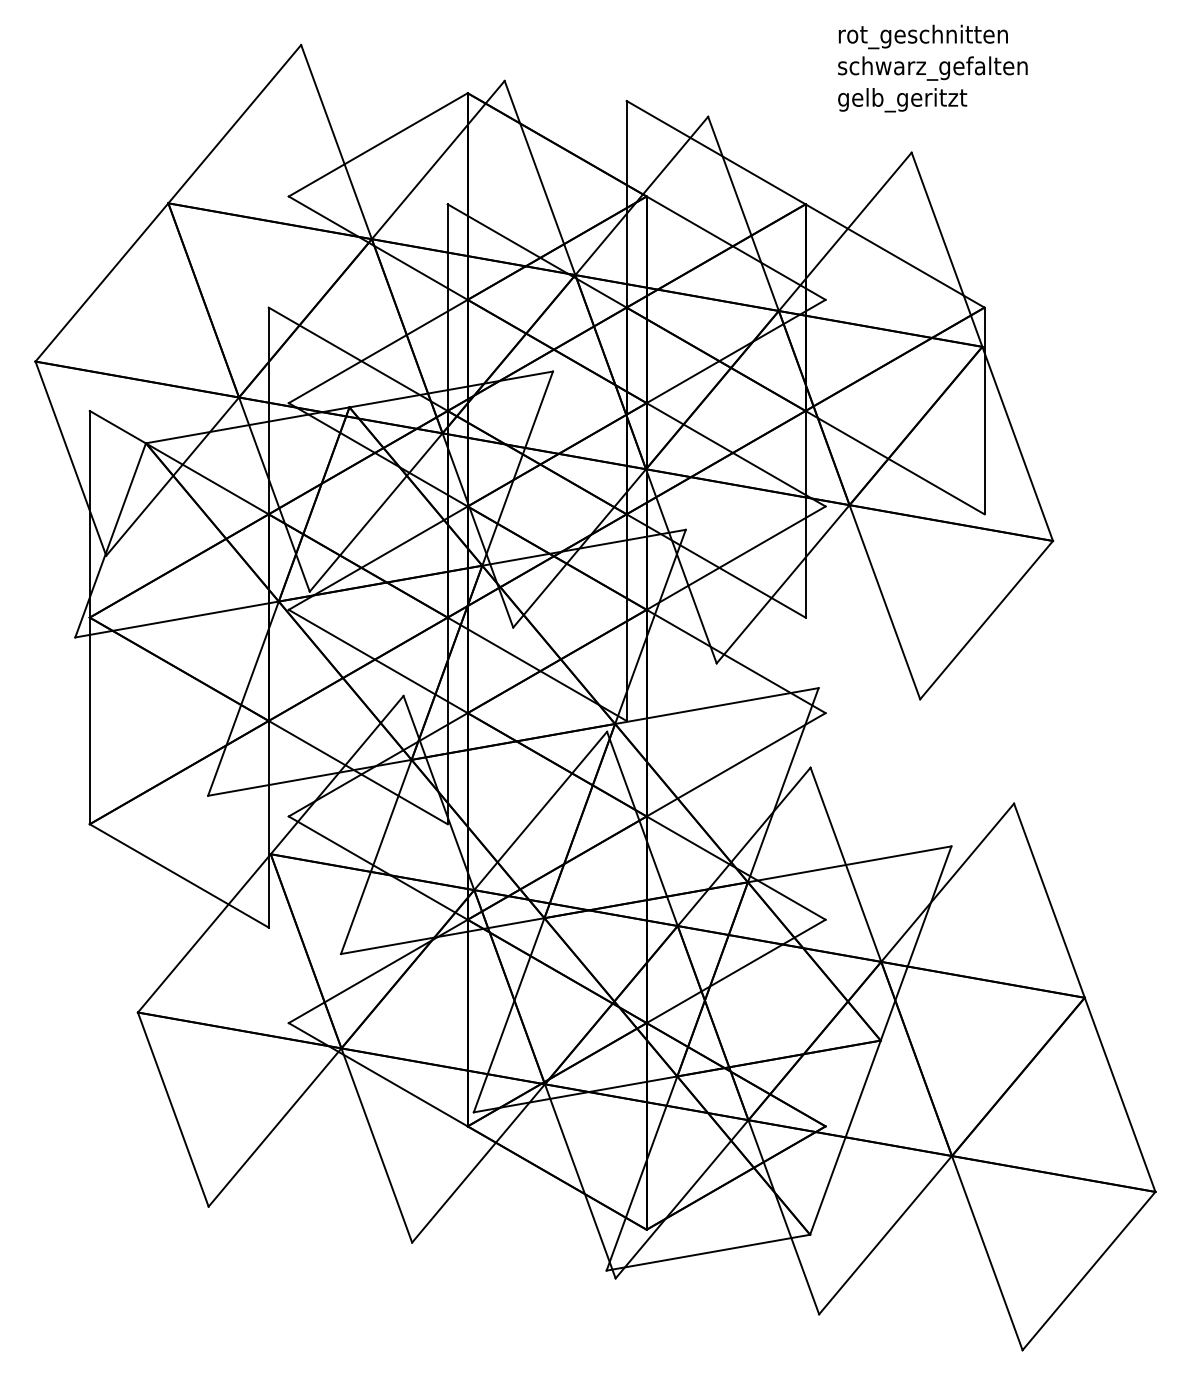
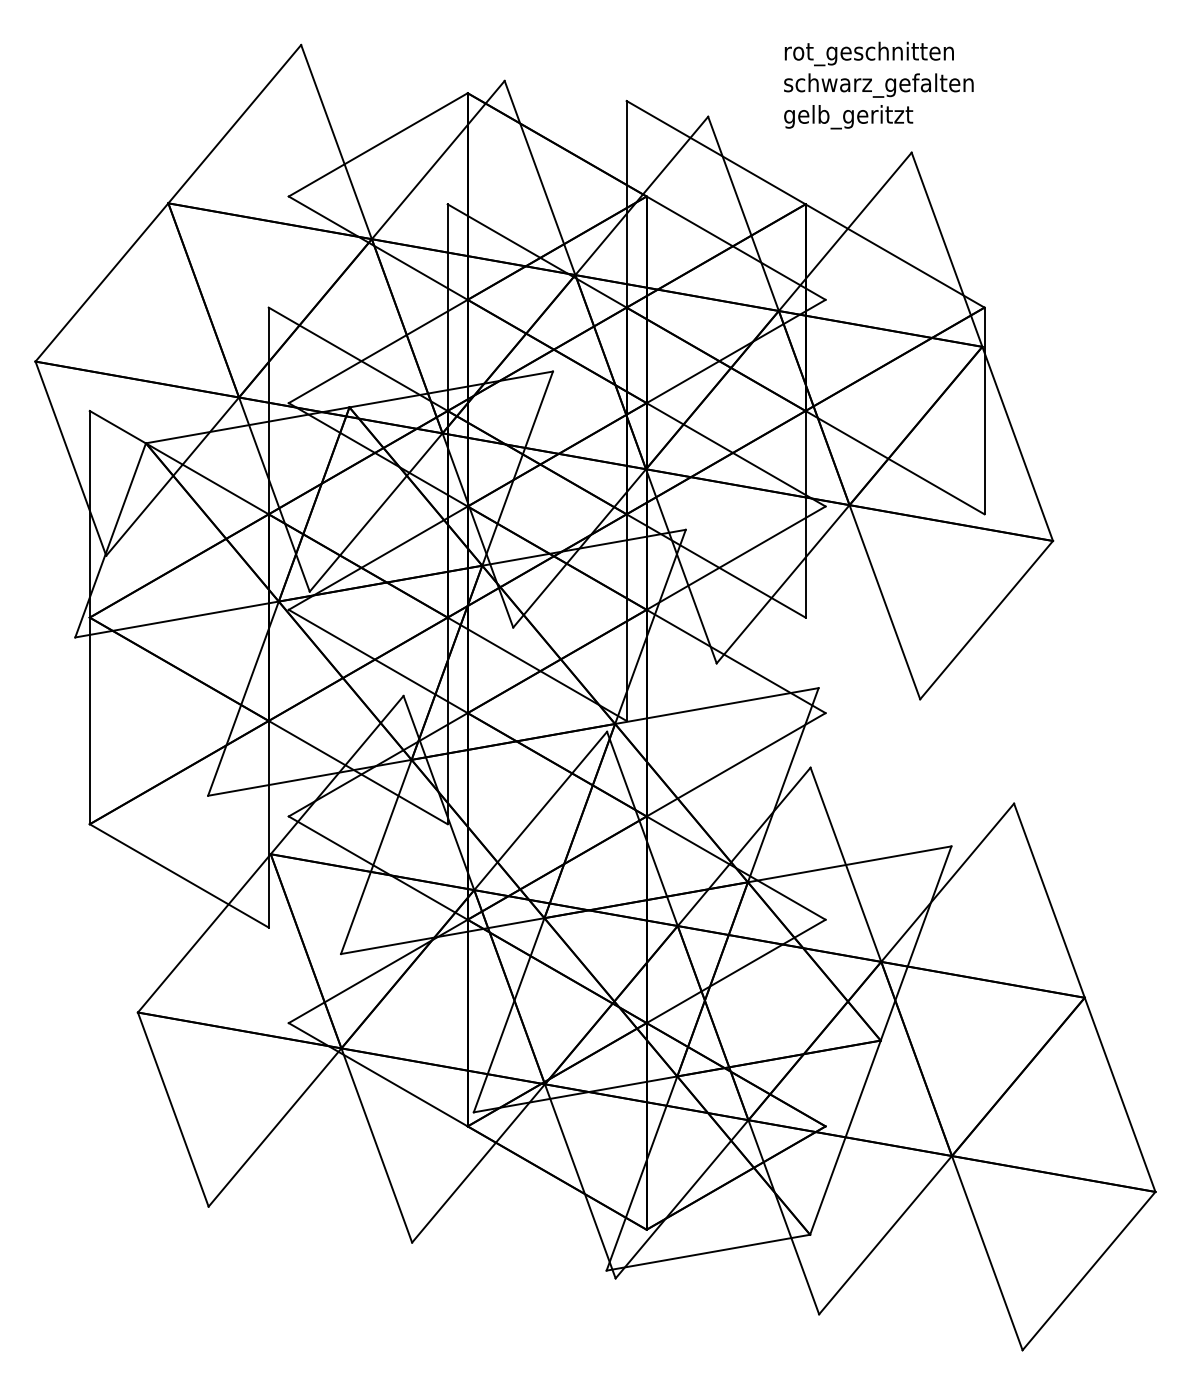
text position: (932, 68) -> (878, 85) (878, 85)
